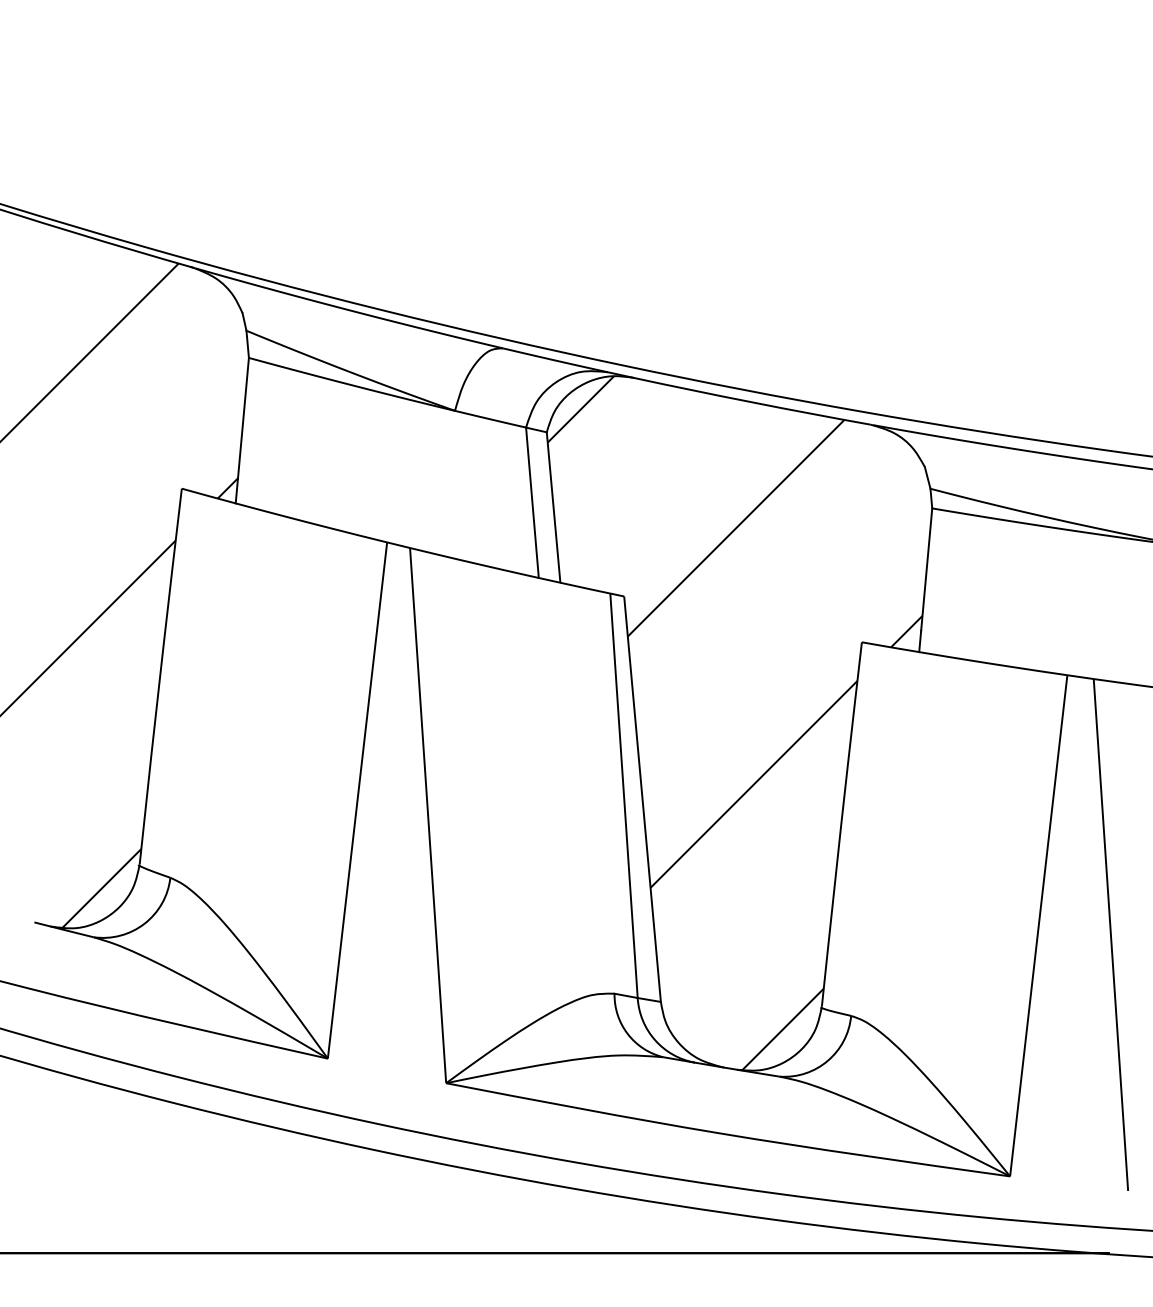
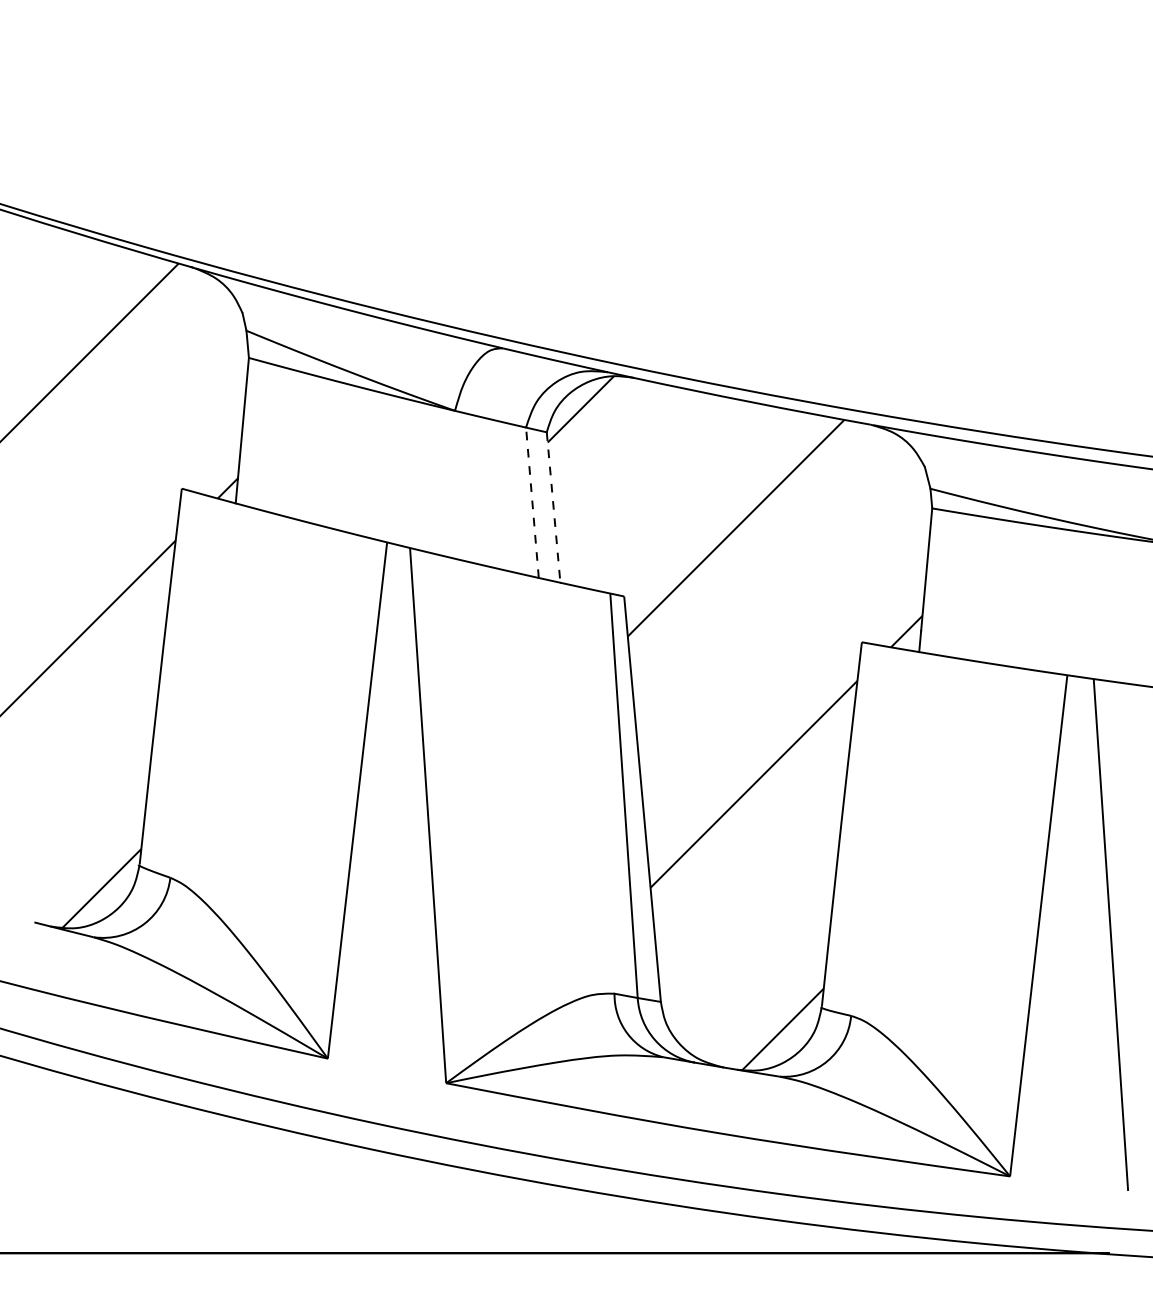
line: solid -> dashed (532, 502)
line: solid -> dashed (553, 508)
